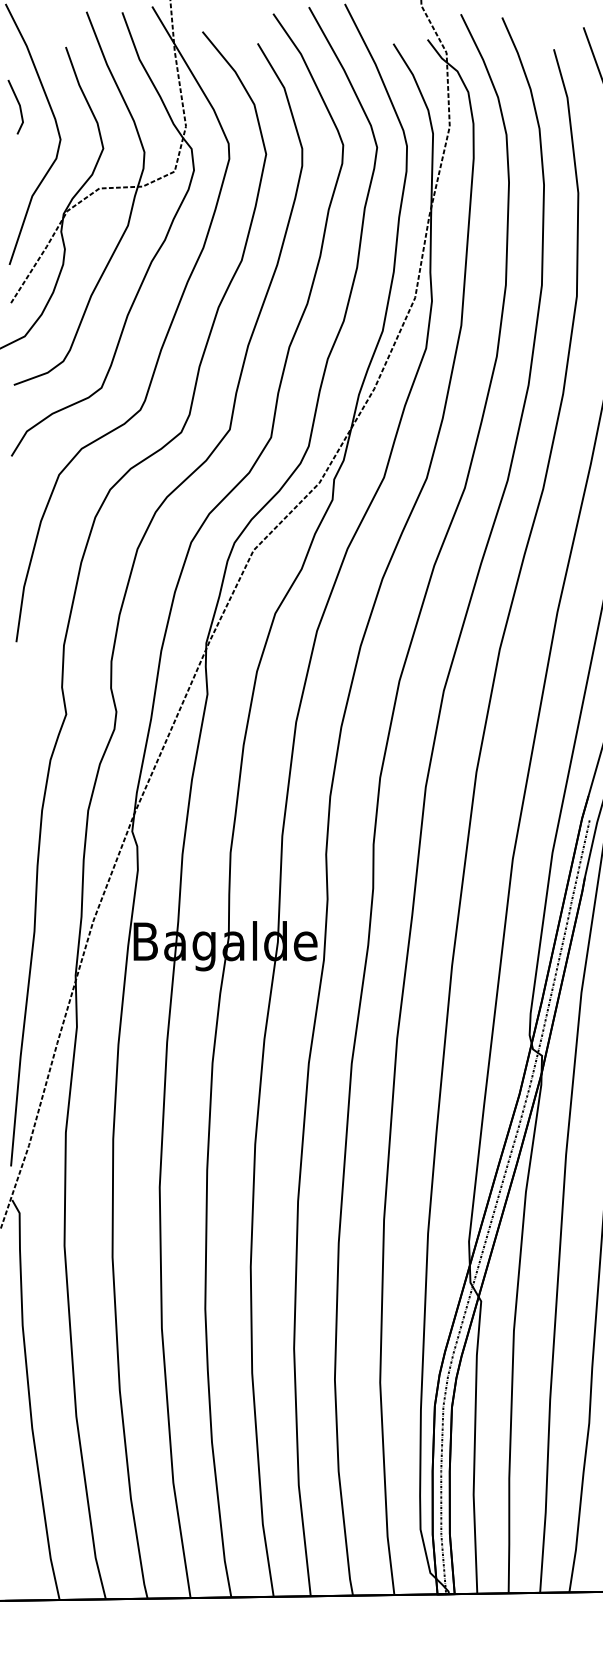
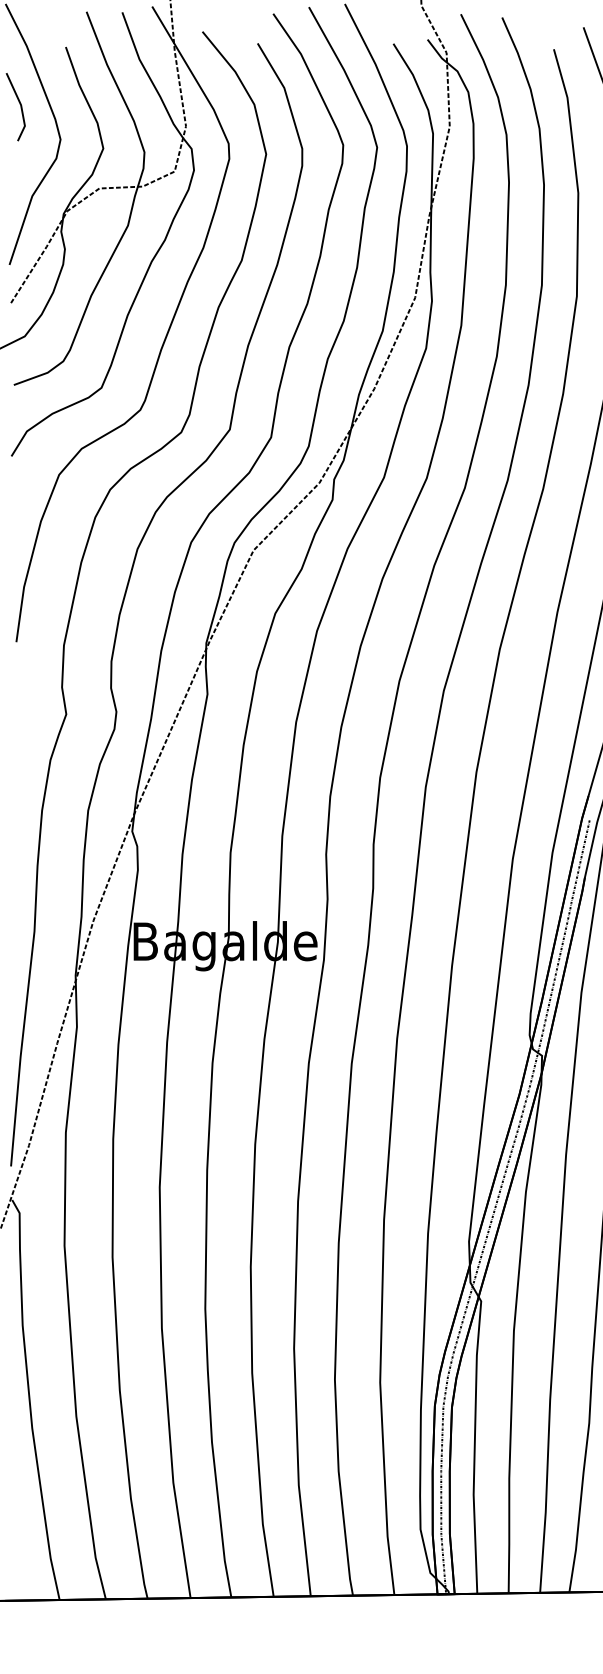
part size: 17x55 px -> 21x69 px (15, 107)
